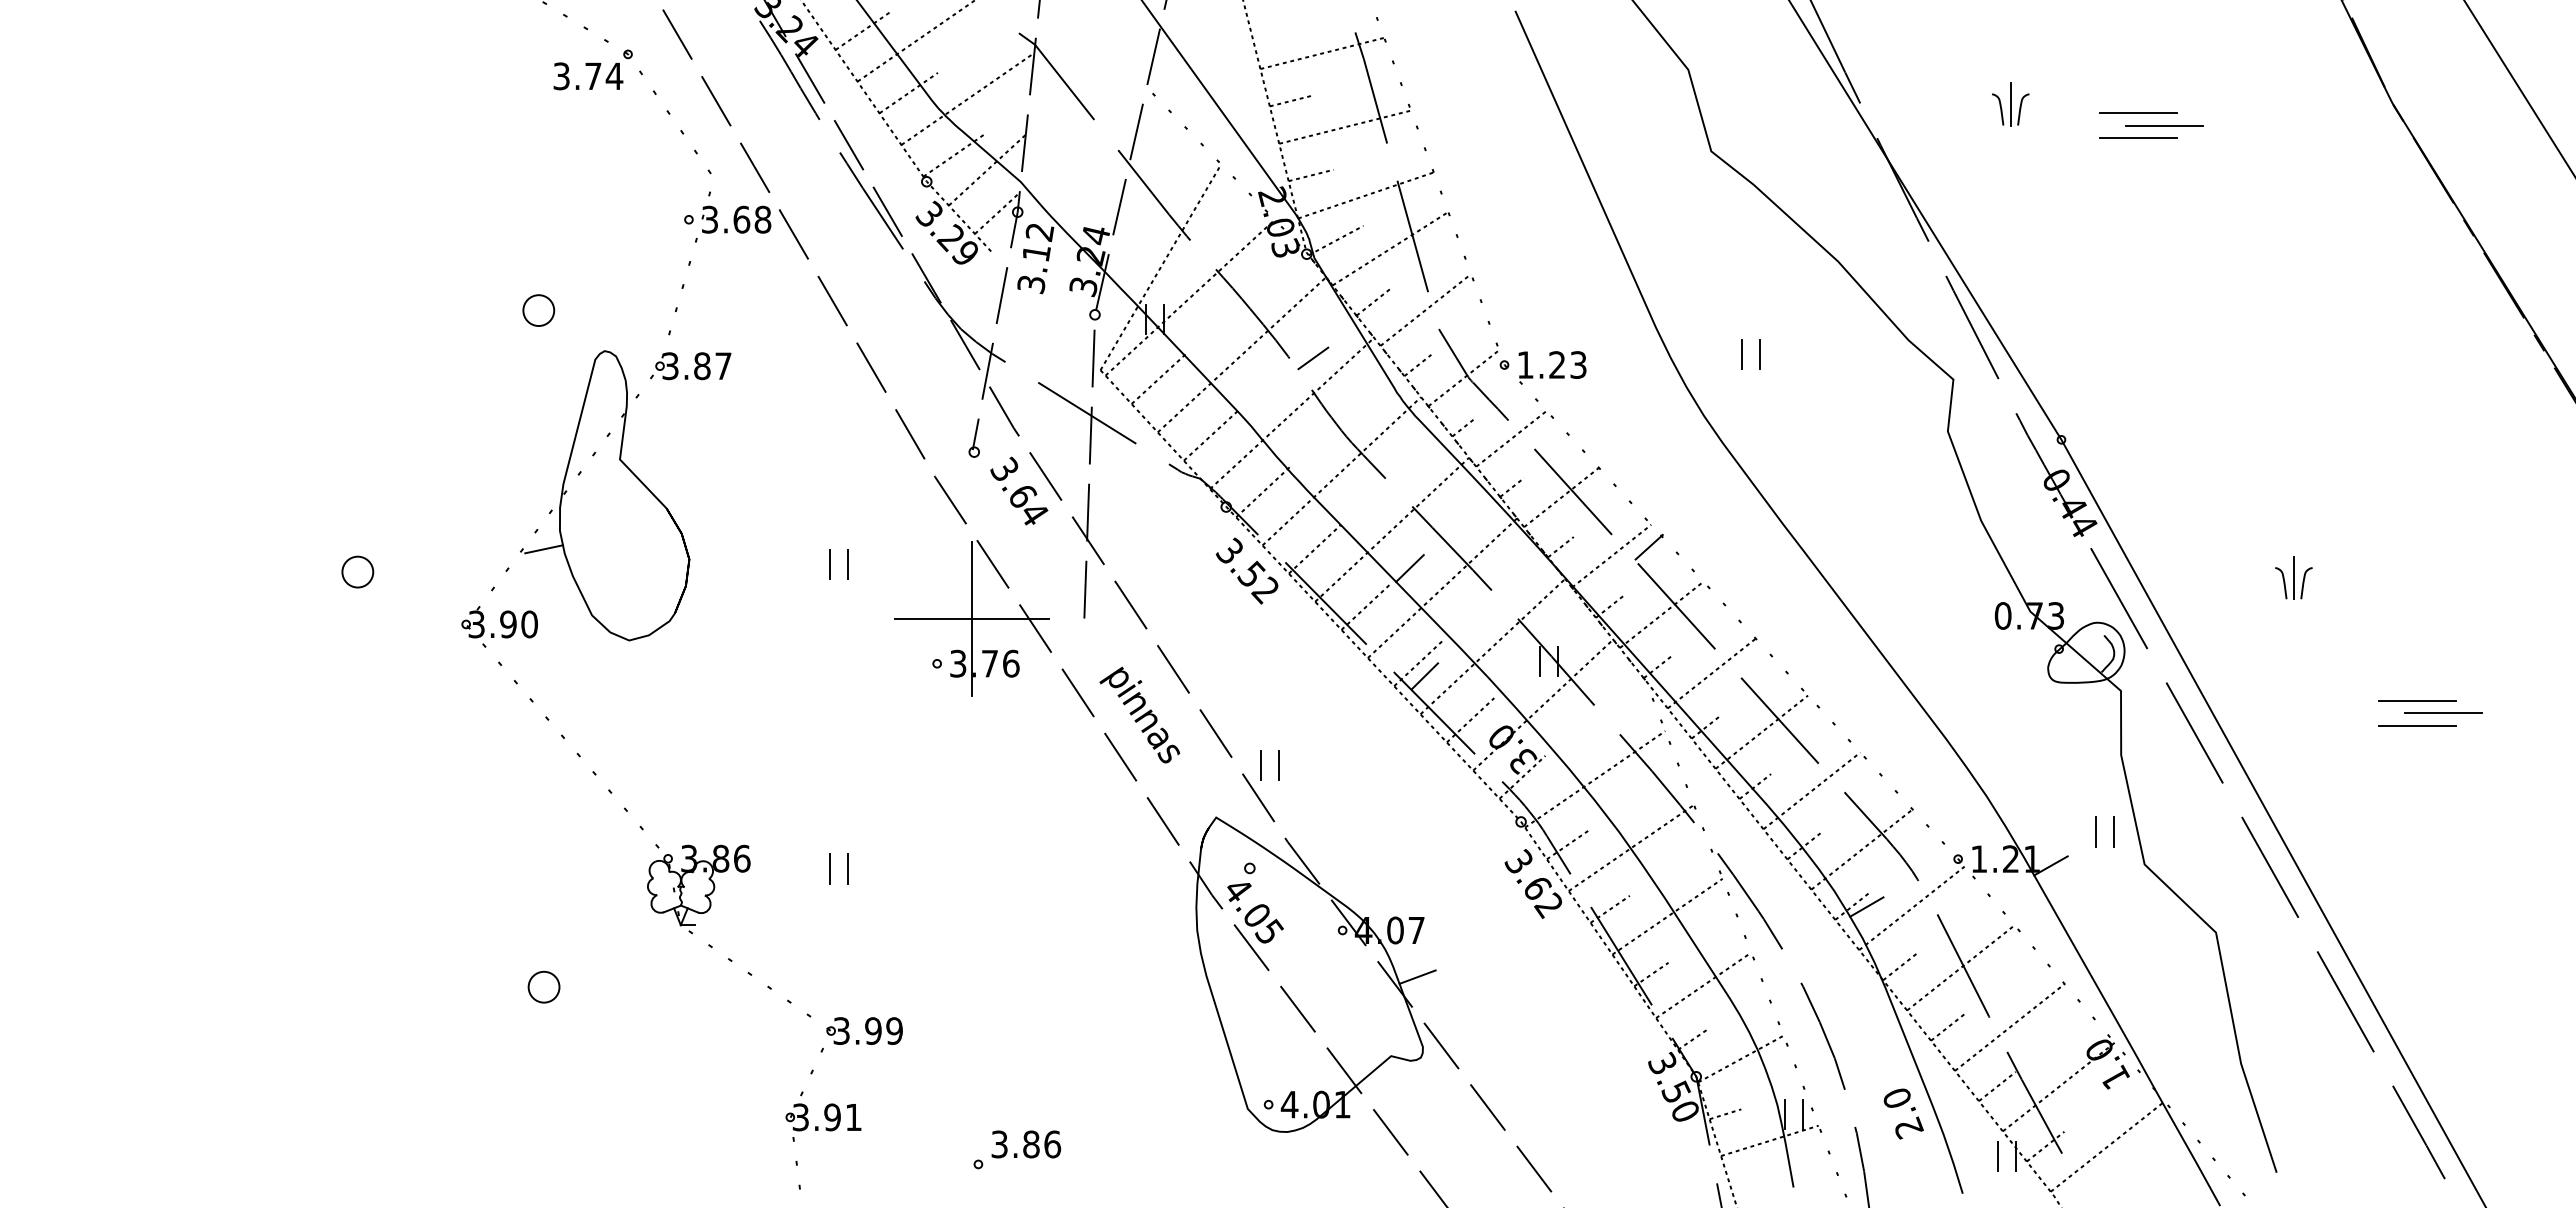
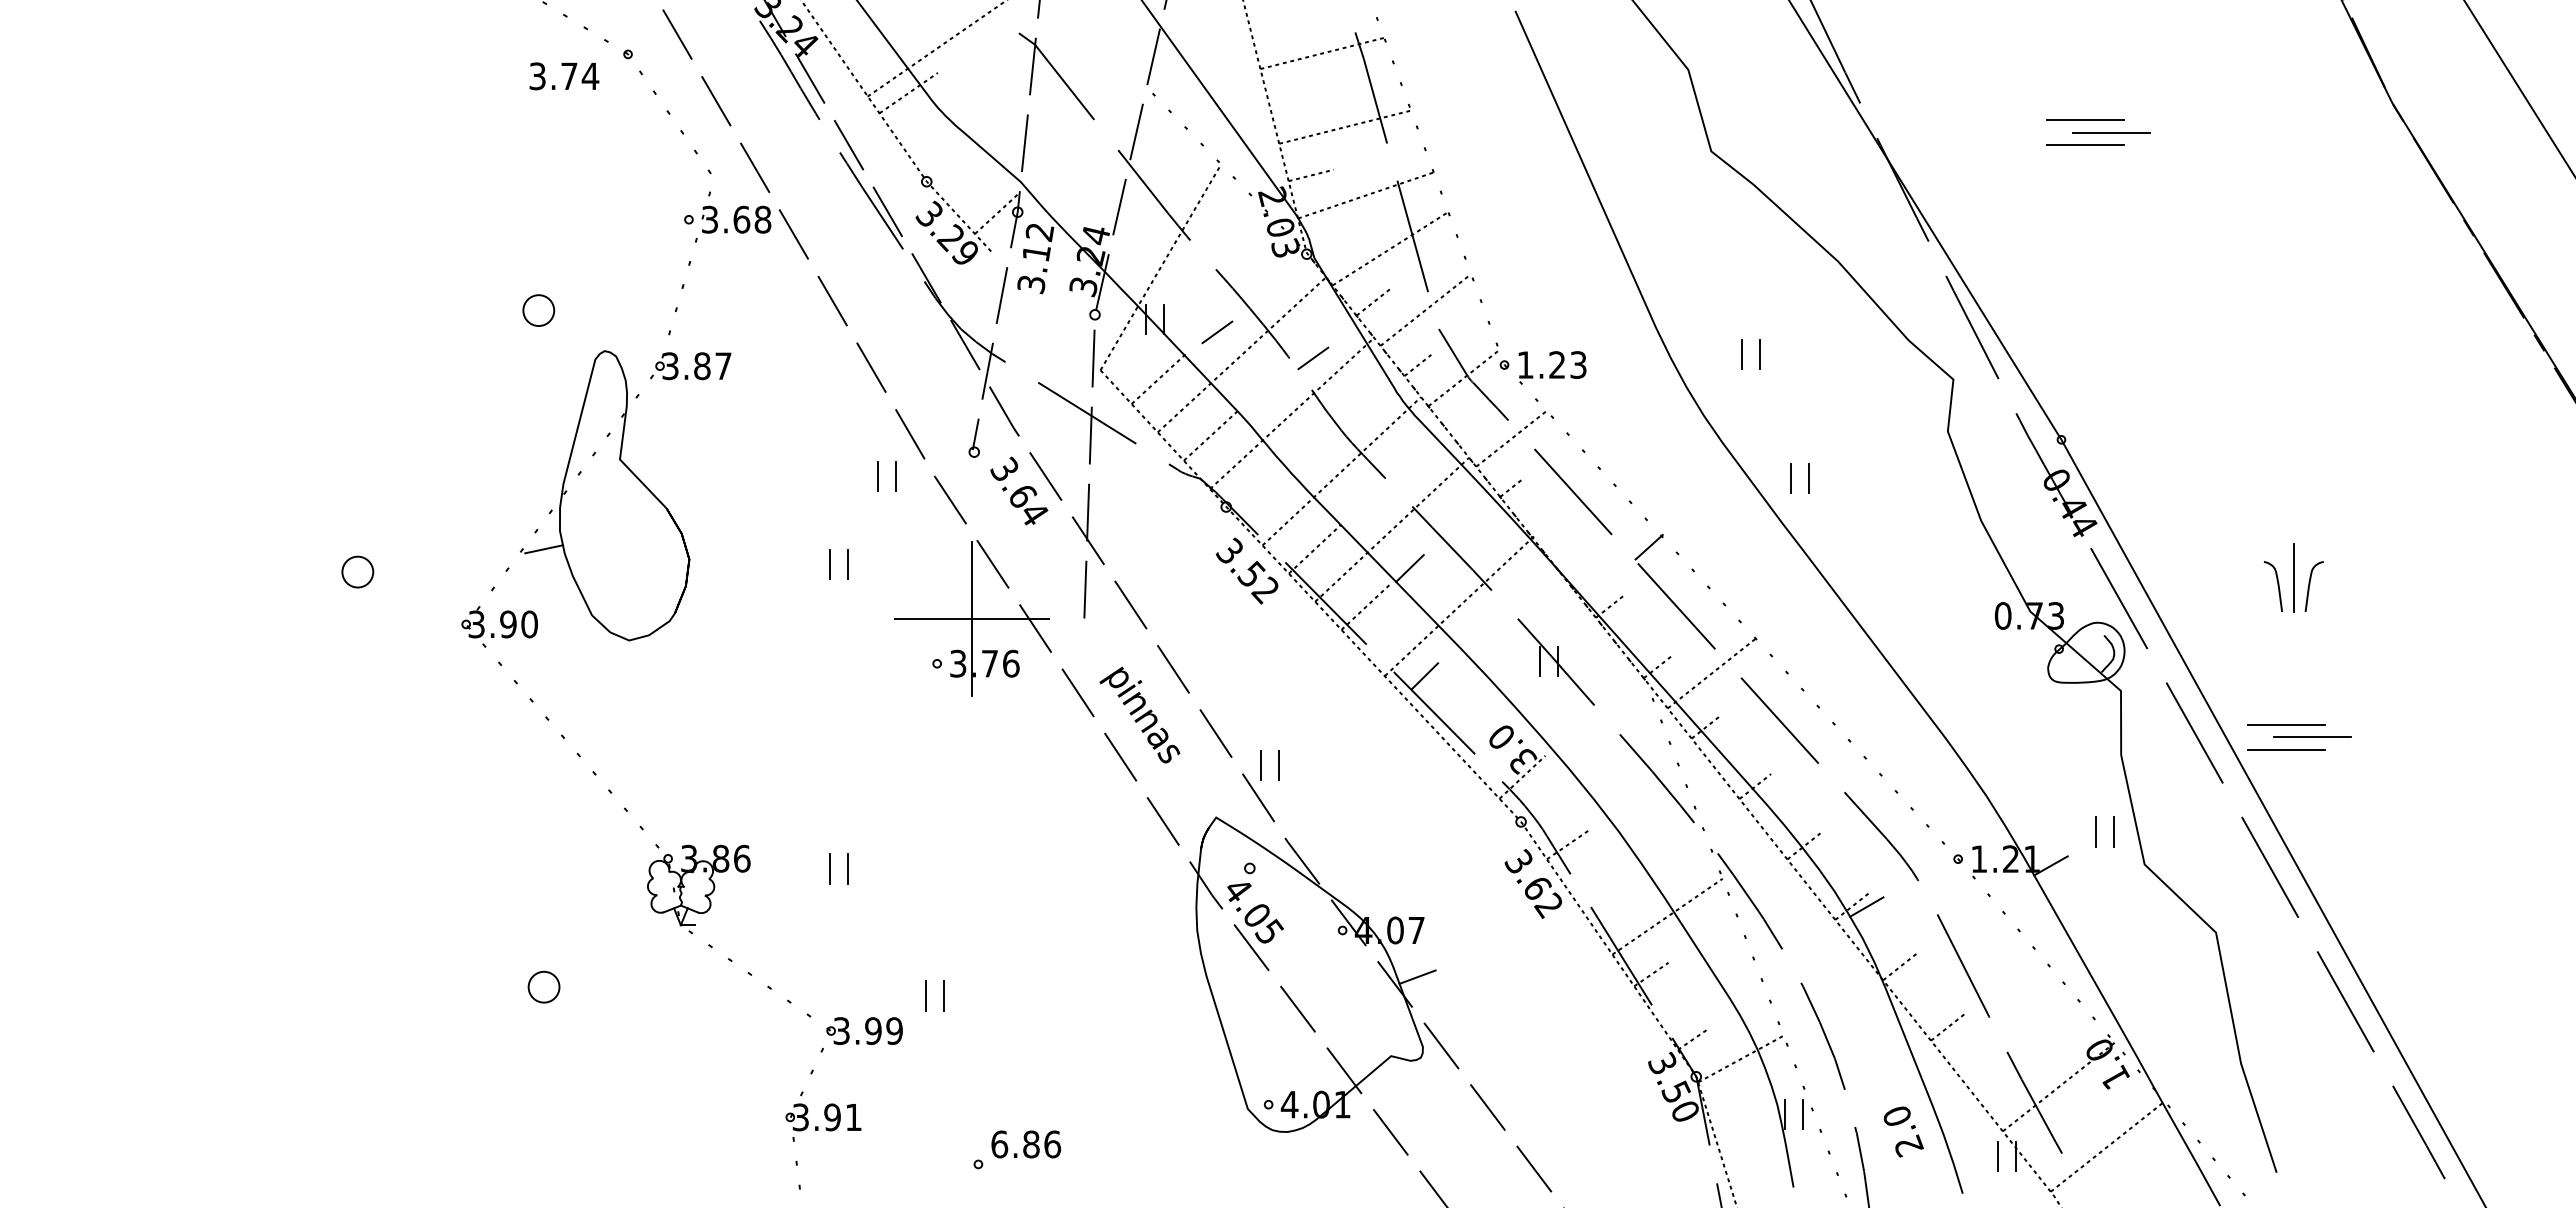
line: present -> none (862, 30)
line position: (914, 41) -> (935, 49) (935, 49)
text position: (588, 76) -> (564, 76) (564, 76)
line: present -> none (967, 99)
line: present -> none (1290, 100)
part: present -> none (2010, 104)
part position: (2151, 125) -> (2098, 132) (2098, 132)
line: present -> none (954, 154)
line: present -> none (986, 169)
line: present -> none (1335, 240)
line: present -> none (1189, 297)
line: none -> present (1217, 332)
line: present -> none (1463, 427)
part: none -> present (878, 476)
part: none -> present (1791, 478)
line: present -> none (1262, 492)
line: present -> none (1561, 497)
line: present -> none (1560, 547)
line: present -> none (1611, 555)
part size: 38x44 px -> 61x70 px (2293, 577)
line position: (1442, 588) -> (1459, 606) (1459, 606)
line: present -> none (1661, 614)
line: present -> none (1492, 646)
line: present -> none (1418, 663)
line: present -> none (1543, 704)
part position: (2430, 713) -> (2299, 737) (2299, 737)
line: present -> none (1470, 720)
line: present -> none (1761, 731)
line: present -> none (1595, 779)
line: present -> none (1811, 790)
line: present -> none (1631, 847)
line: present -> none (1861, 849)
line: present -> none (1609, 908)
line: present -> none (1911, 908)
line: present -> none (1960, 967)
line: present -> none (1703, 985)
part: none -> present (926, 995)
line: present -> none (2009, 1027)
line: present -> none (1996, 1086)
text position: (1903, 1113) -> (1903, 1131) (1903, 1131)
line: present -> none (1725, 1114)
line: present -> none (1769, 1140)
text: 3.86 -> 6.86 (999, 1144)
line: present -> none (2045, 1146)
